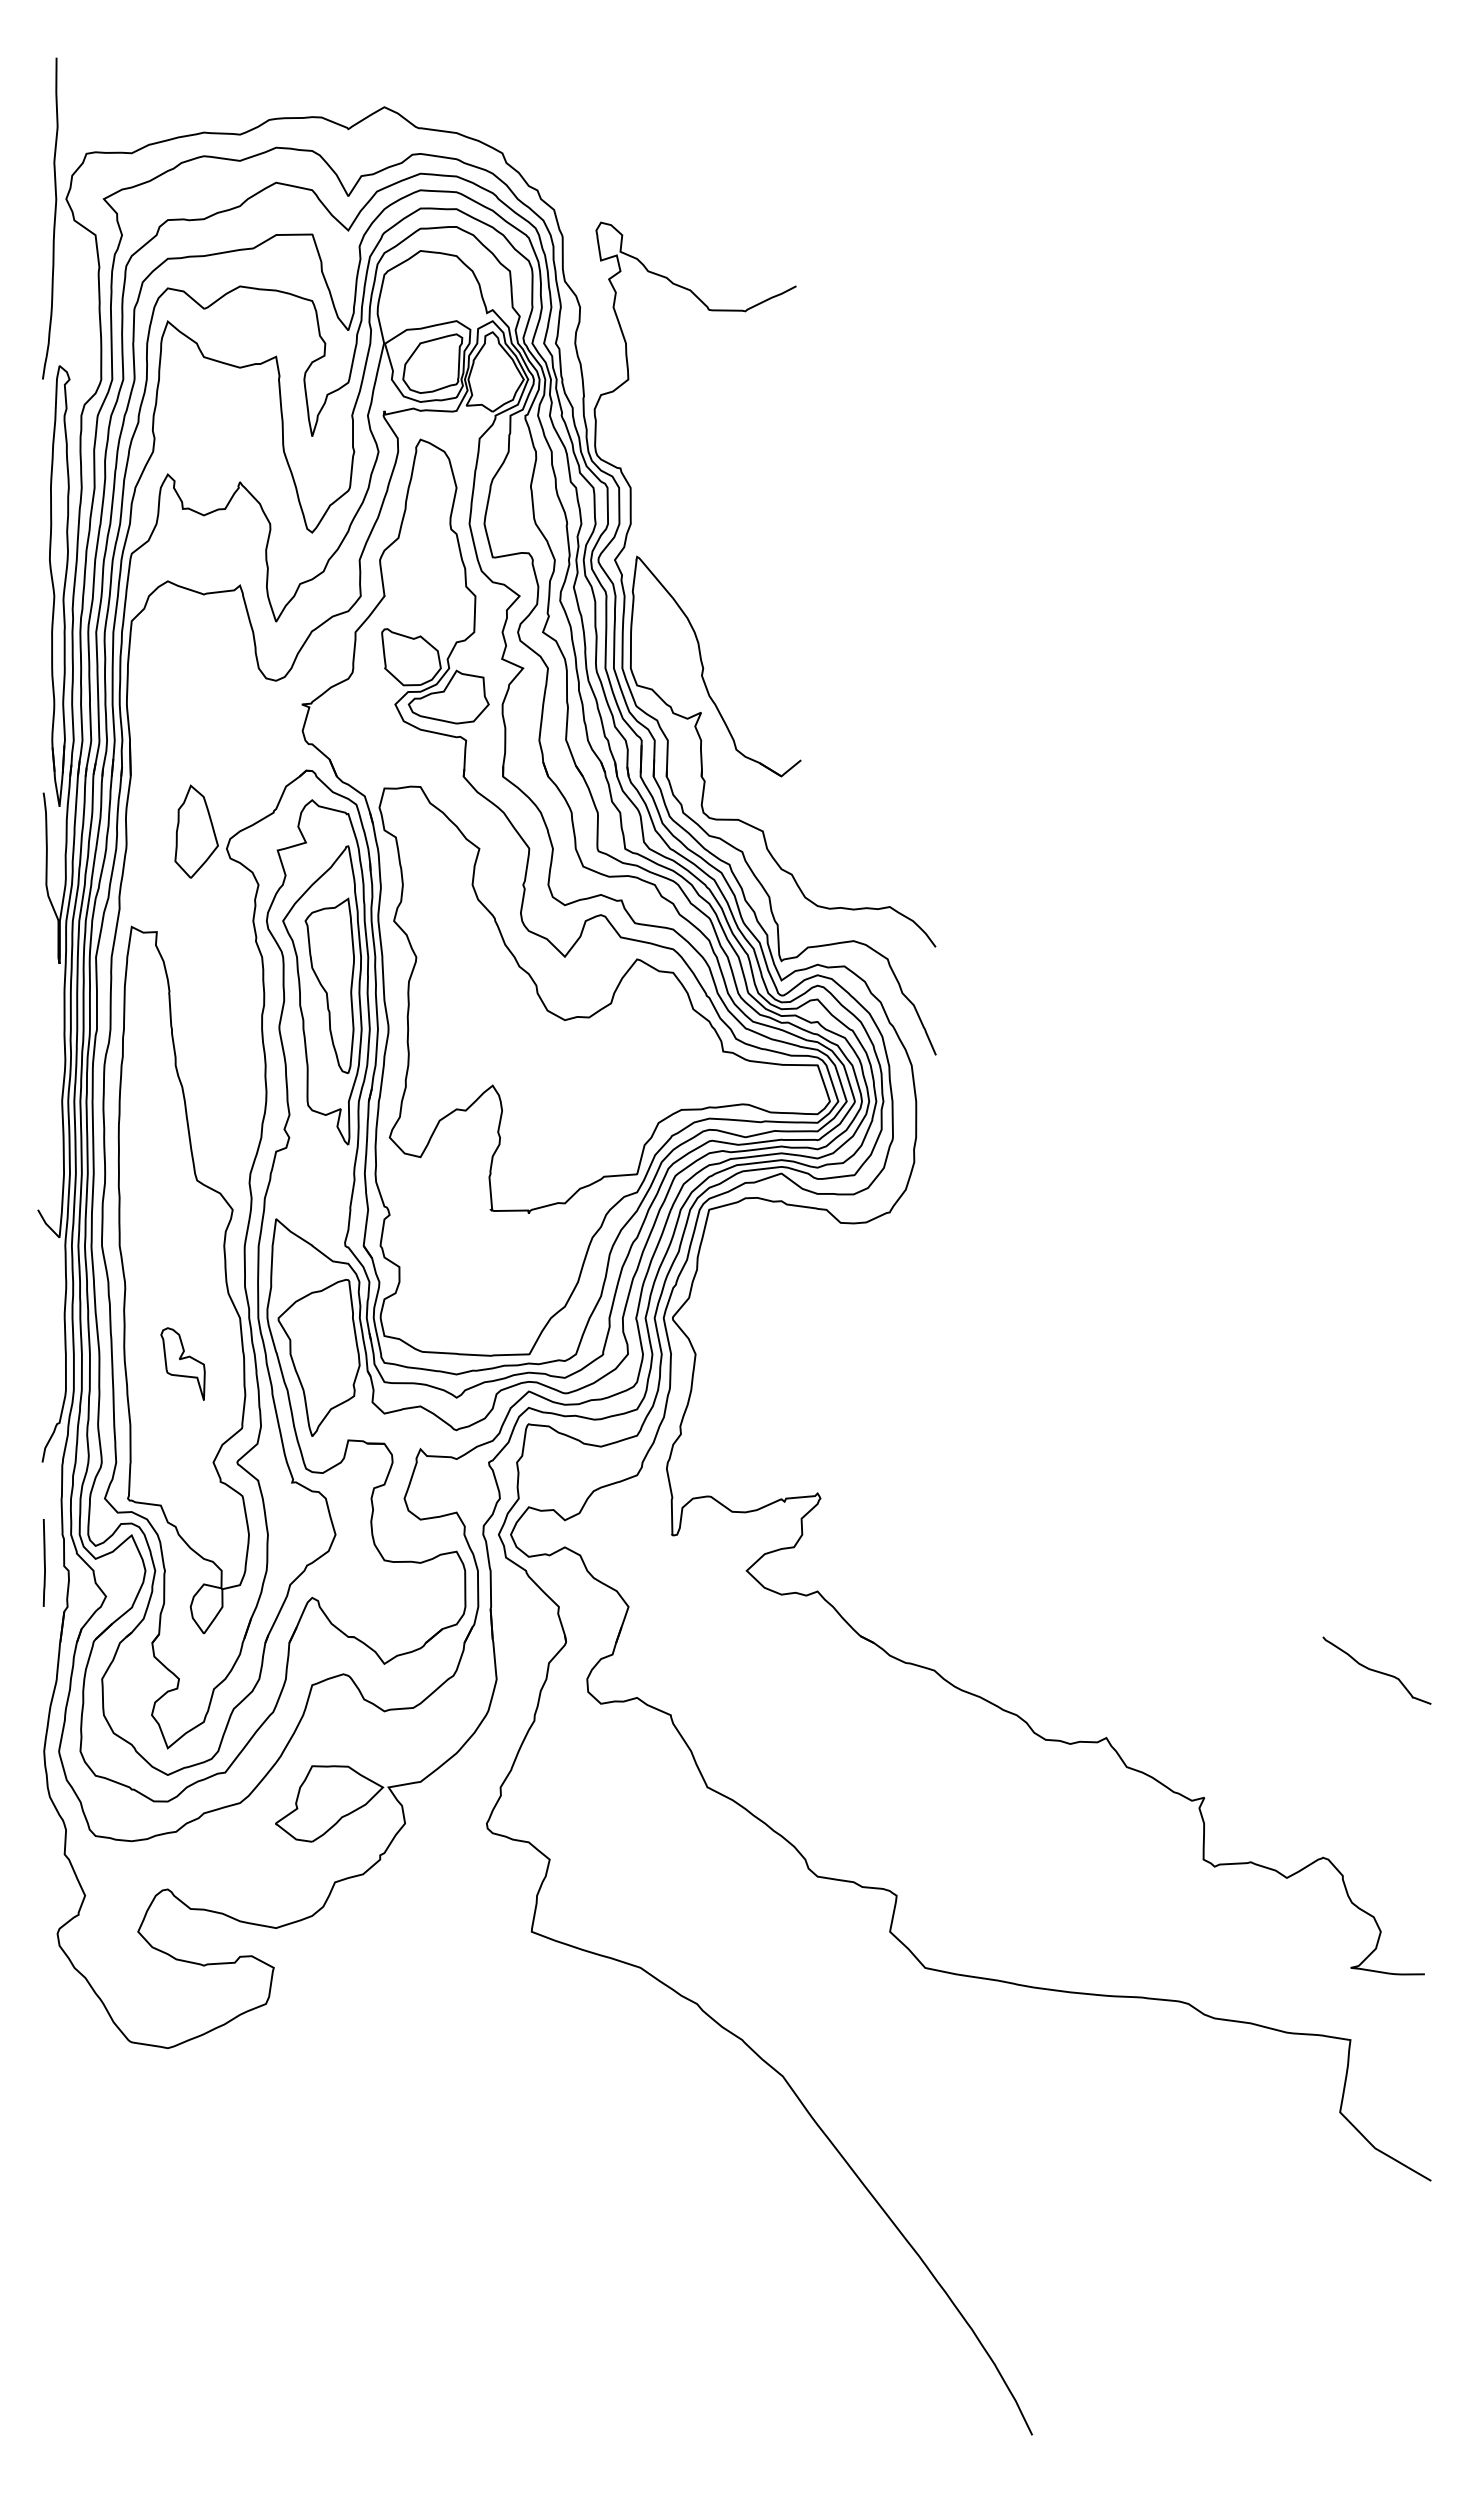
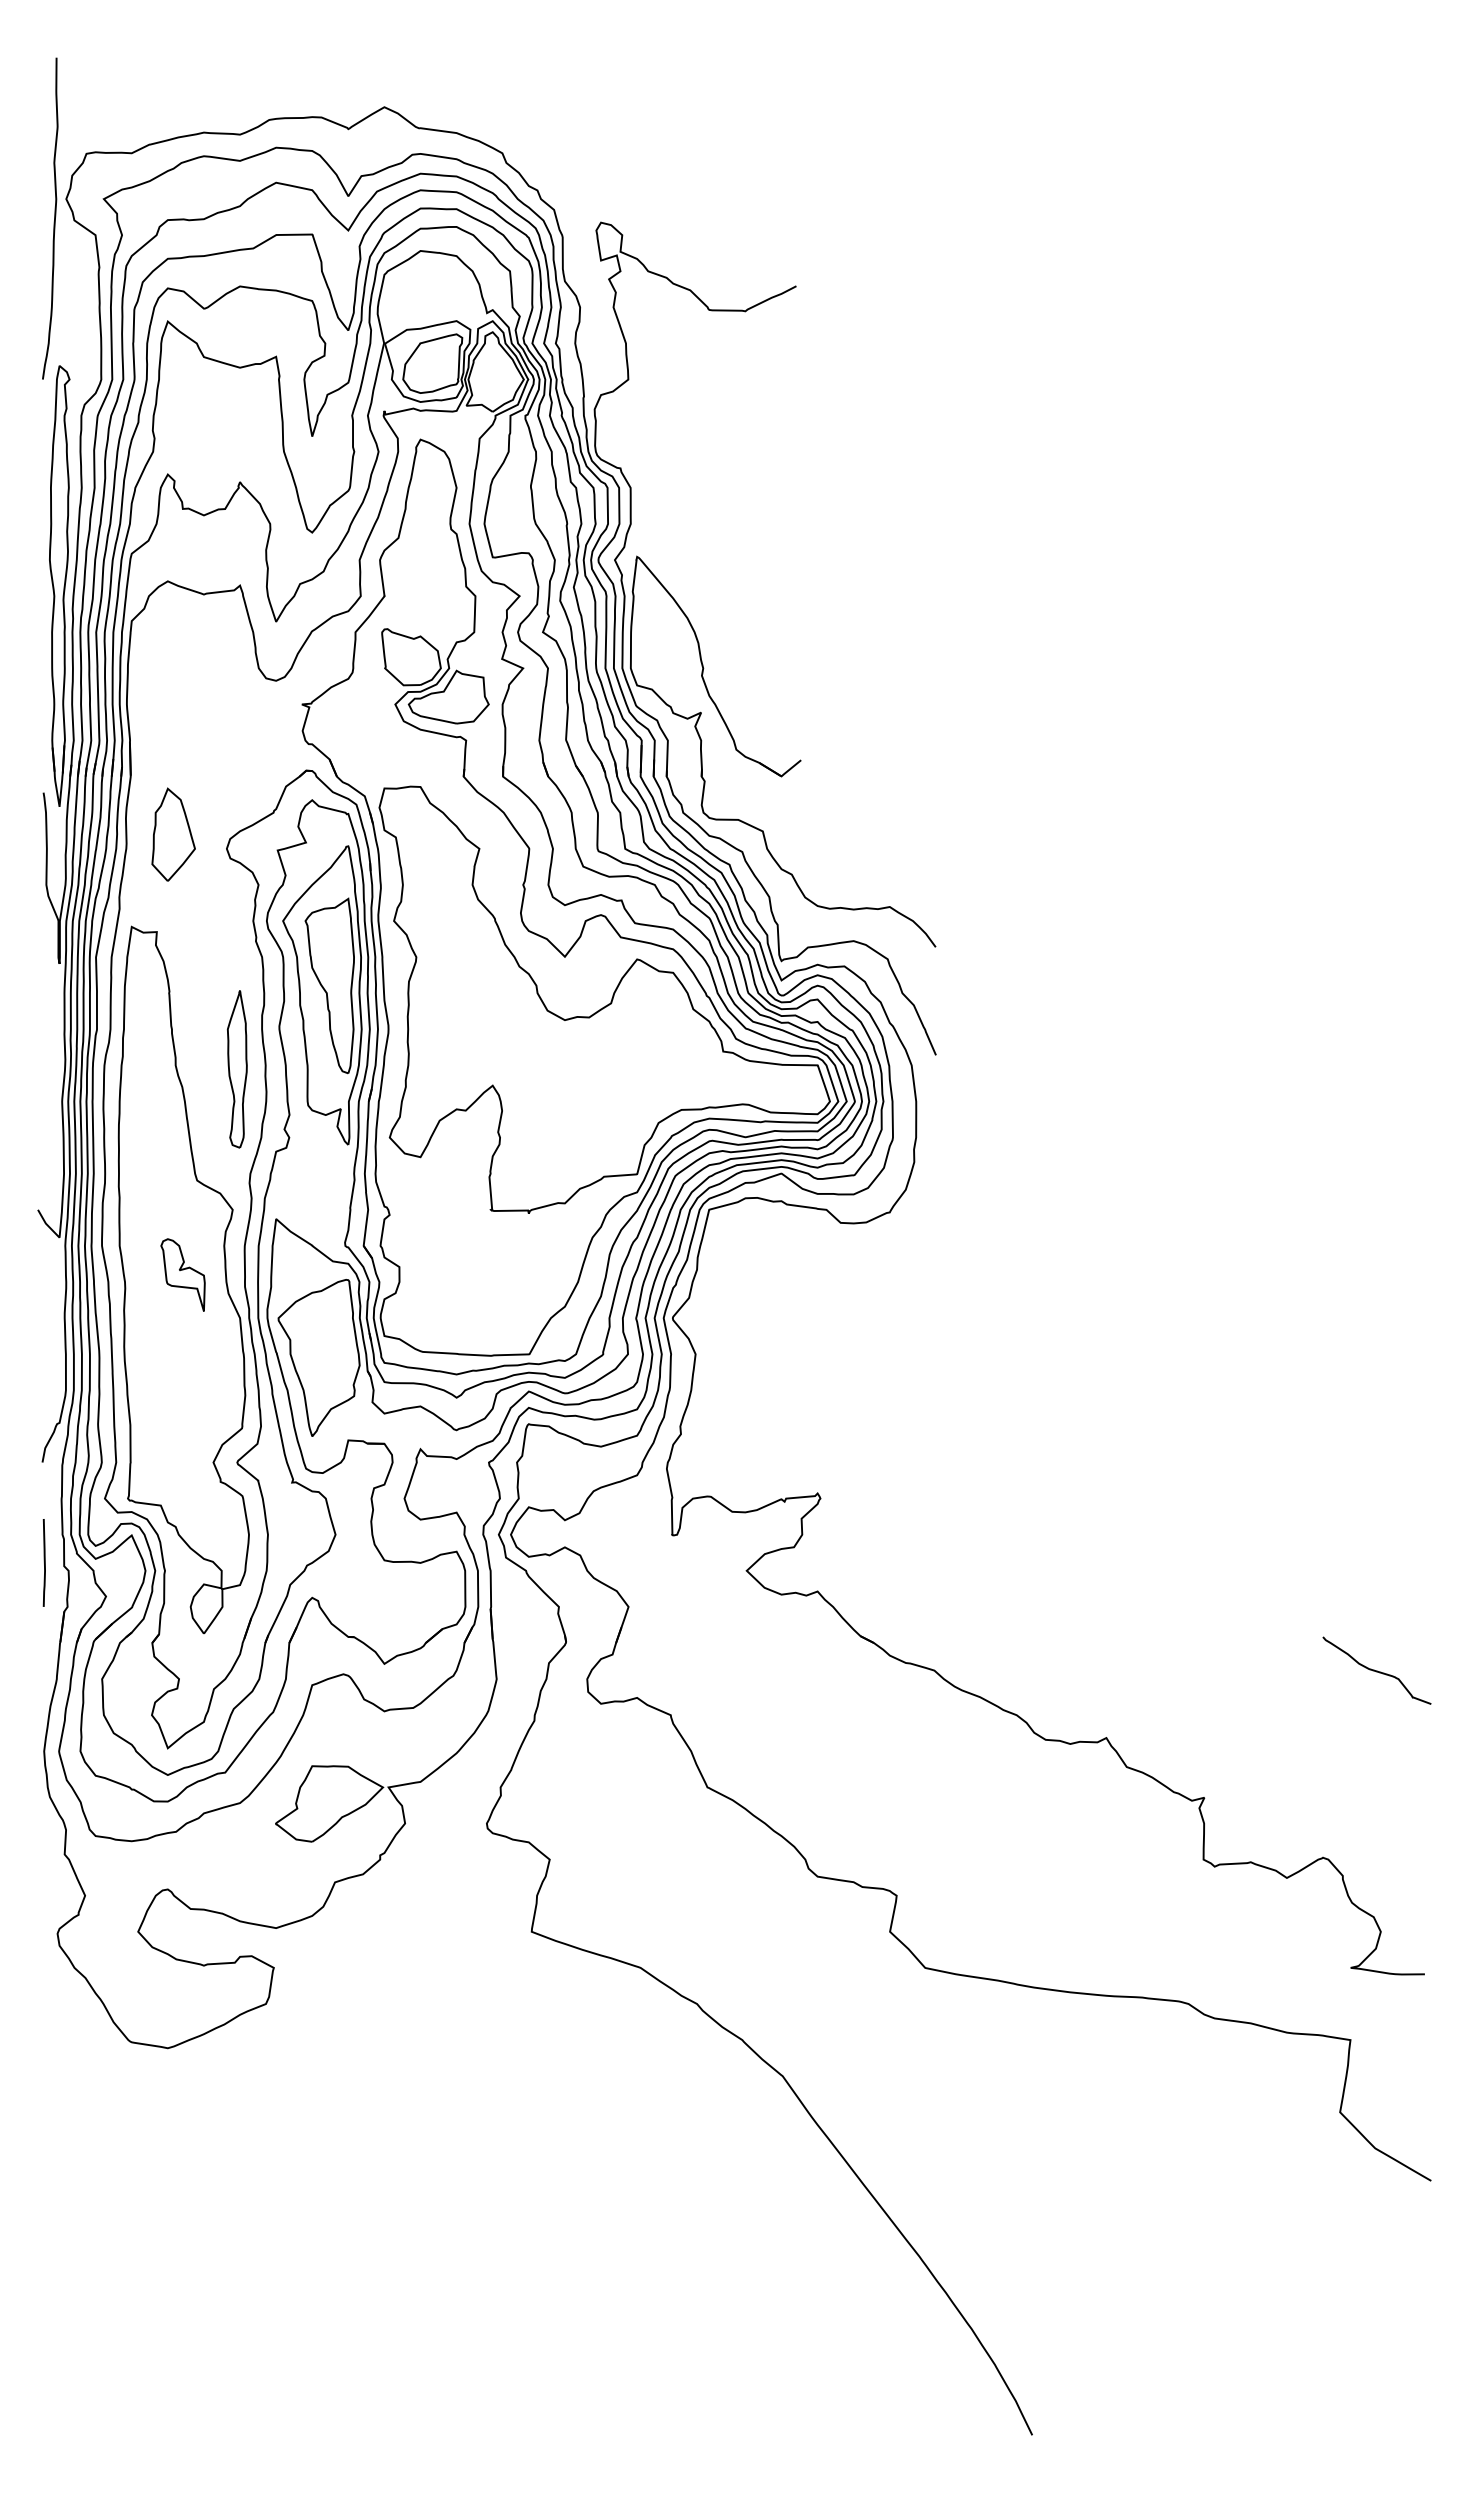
part position: (196, 831) -> (173, 834) (173, 834)
part: none -> present (237, 1069)
part position: (182, 1363) -> (182, 1274) (182, 1274)
